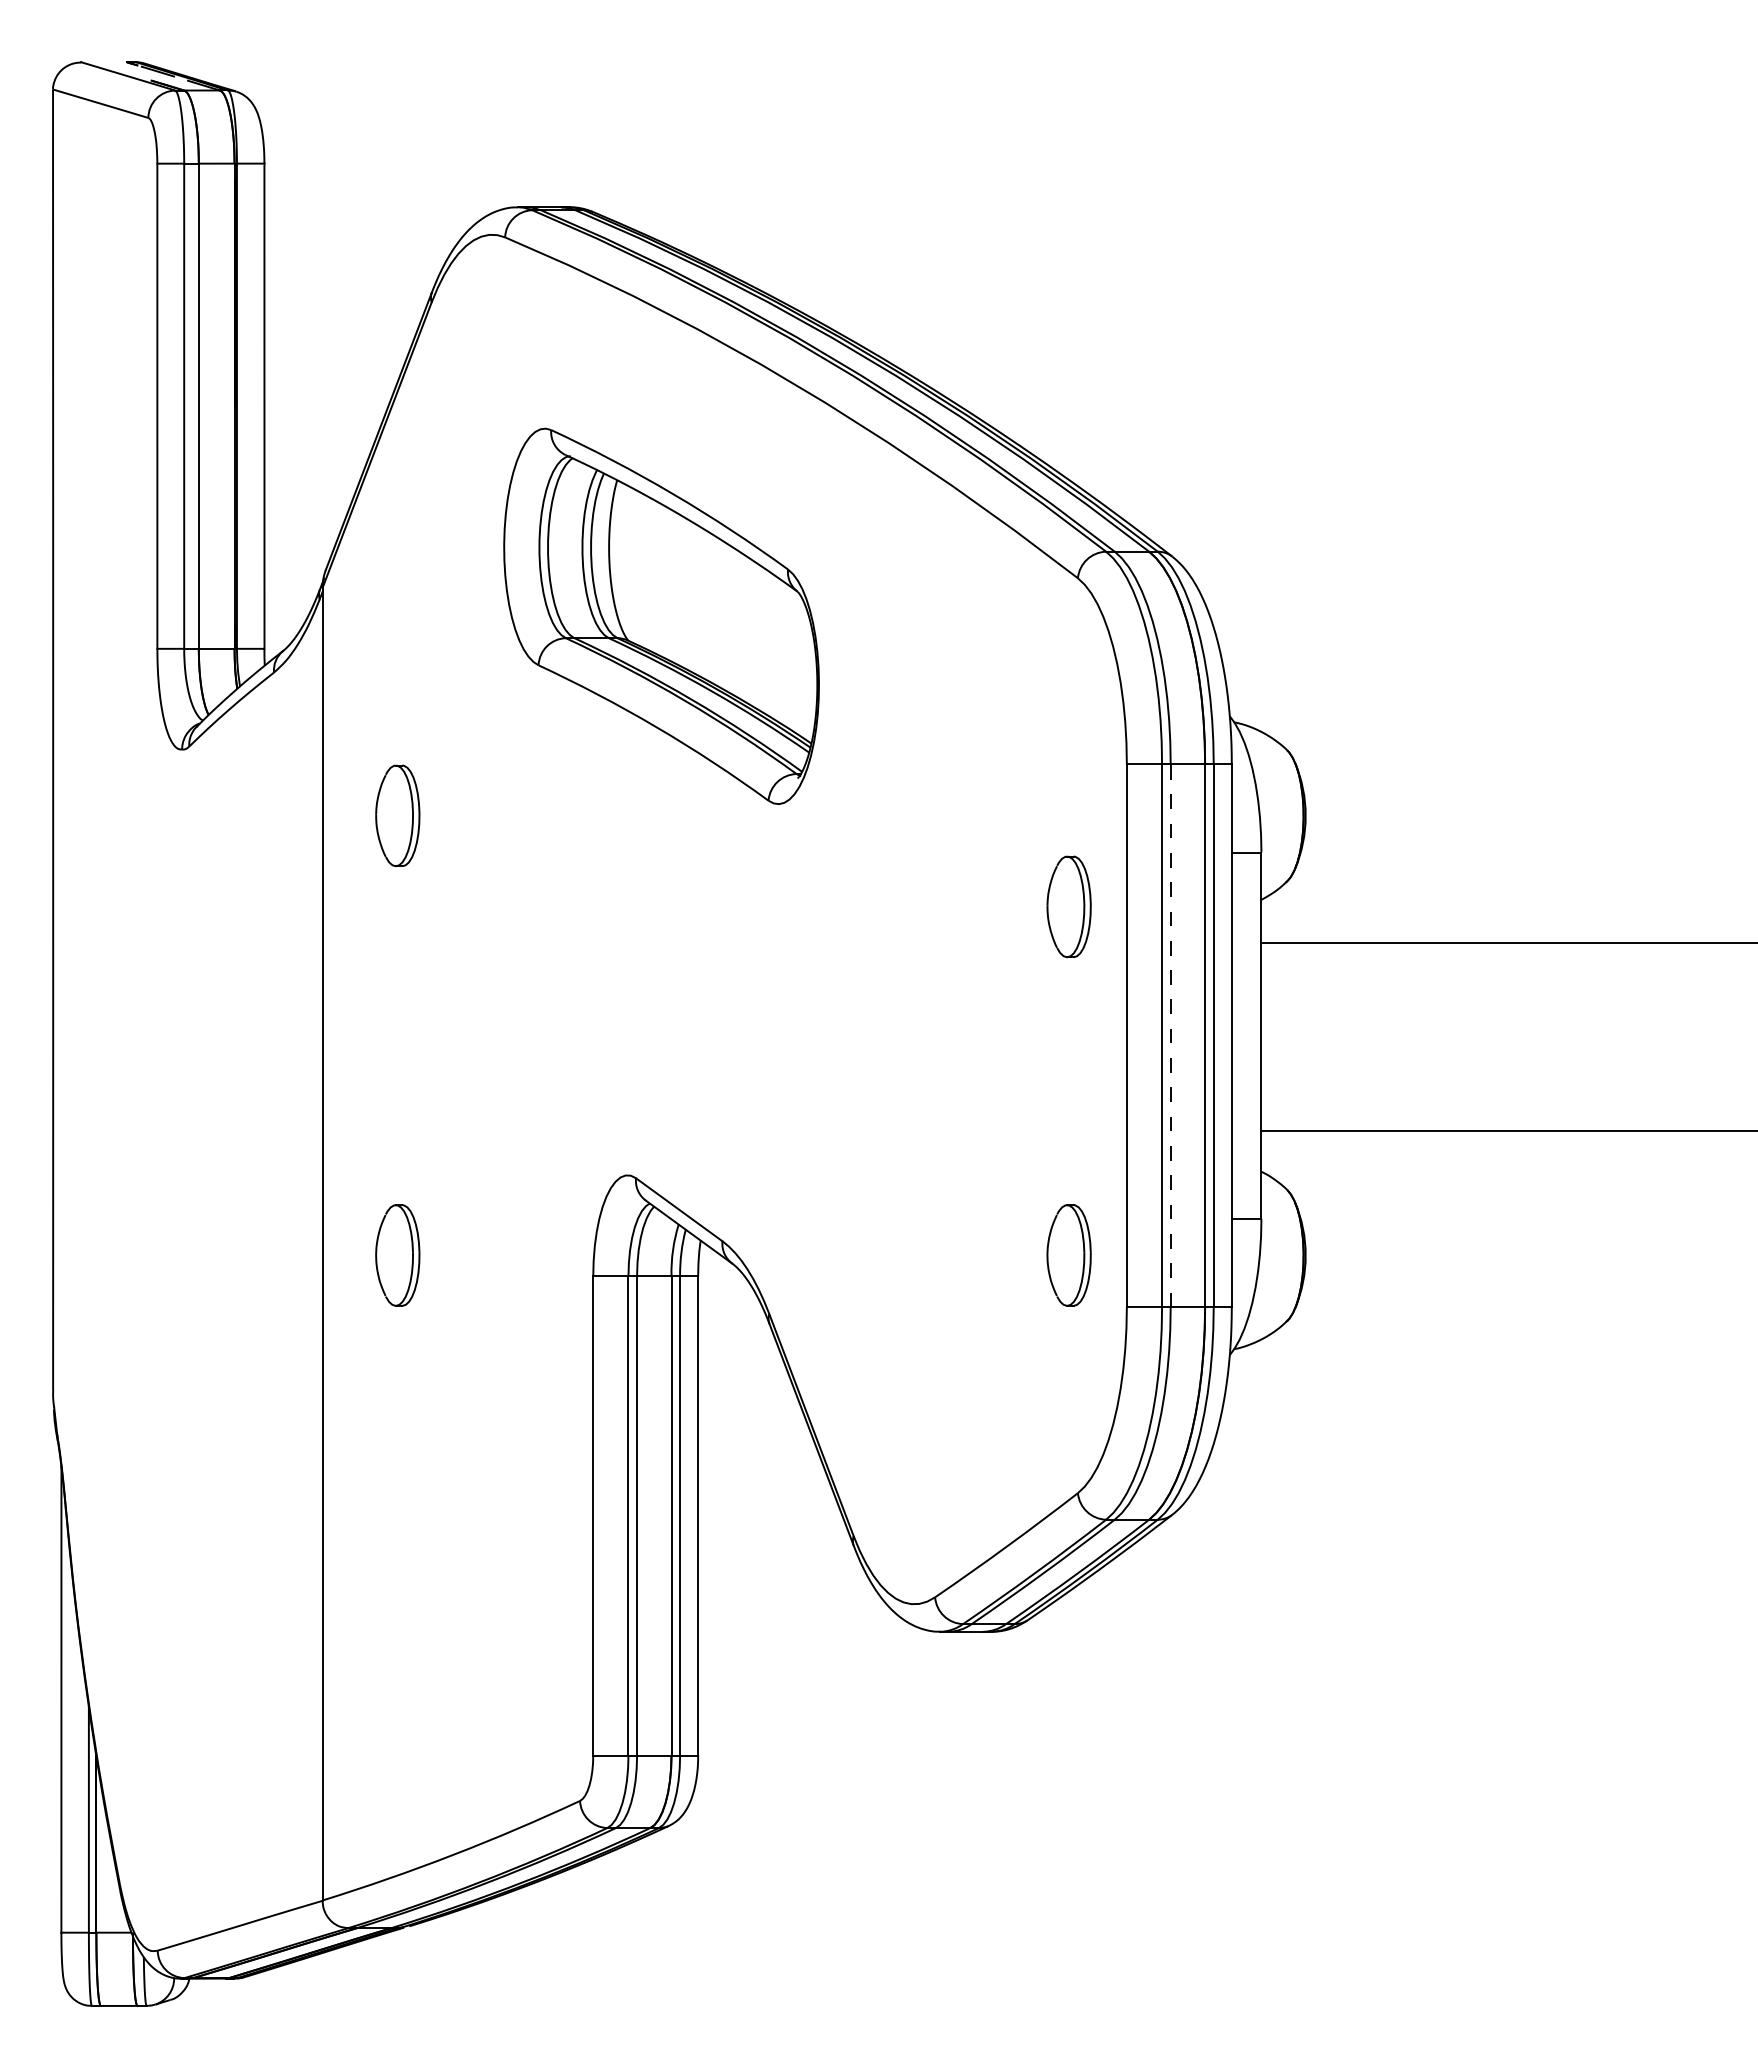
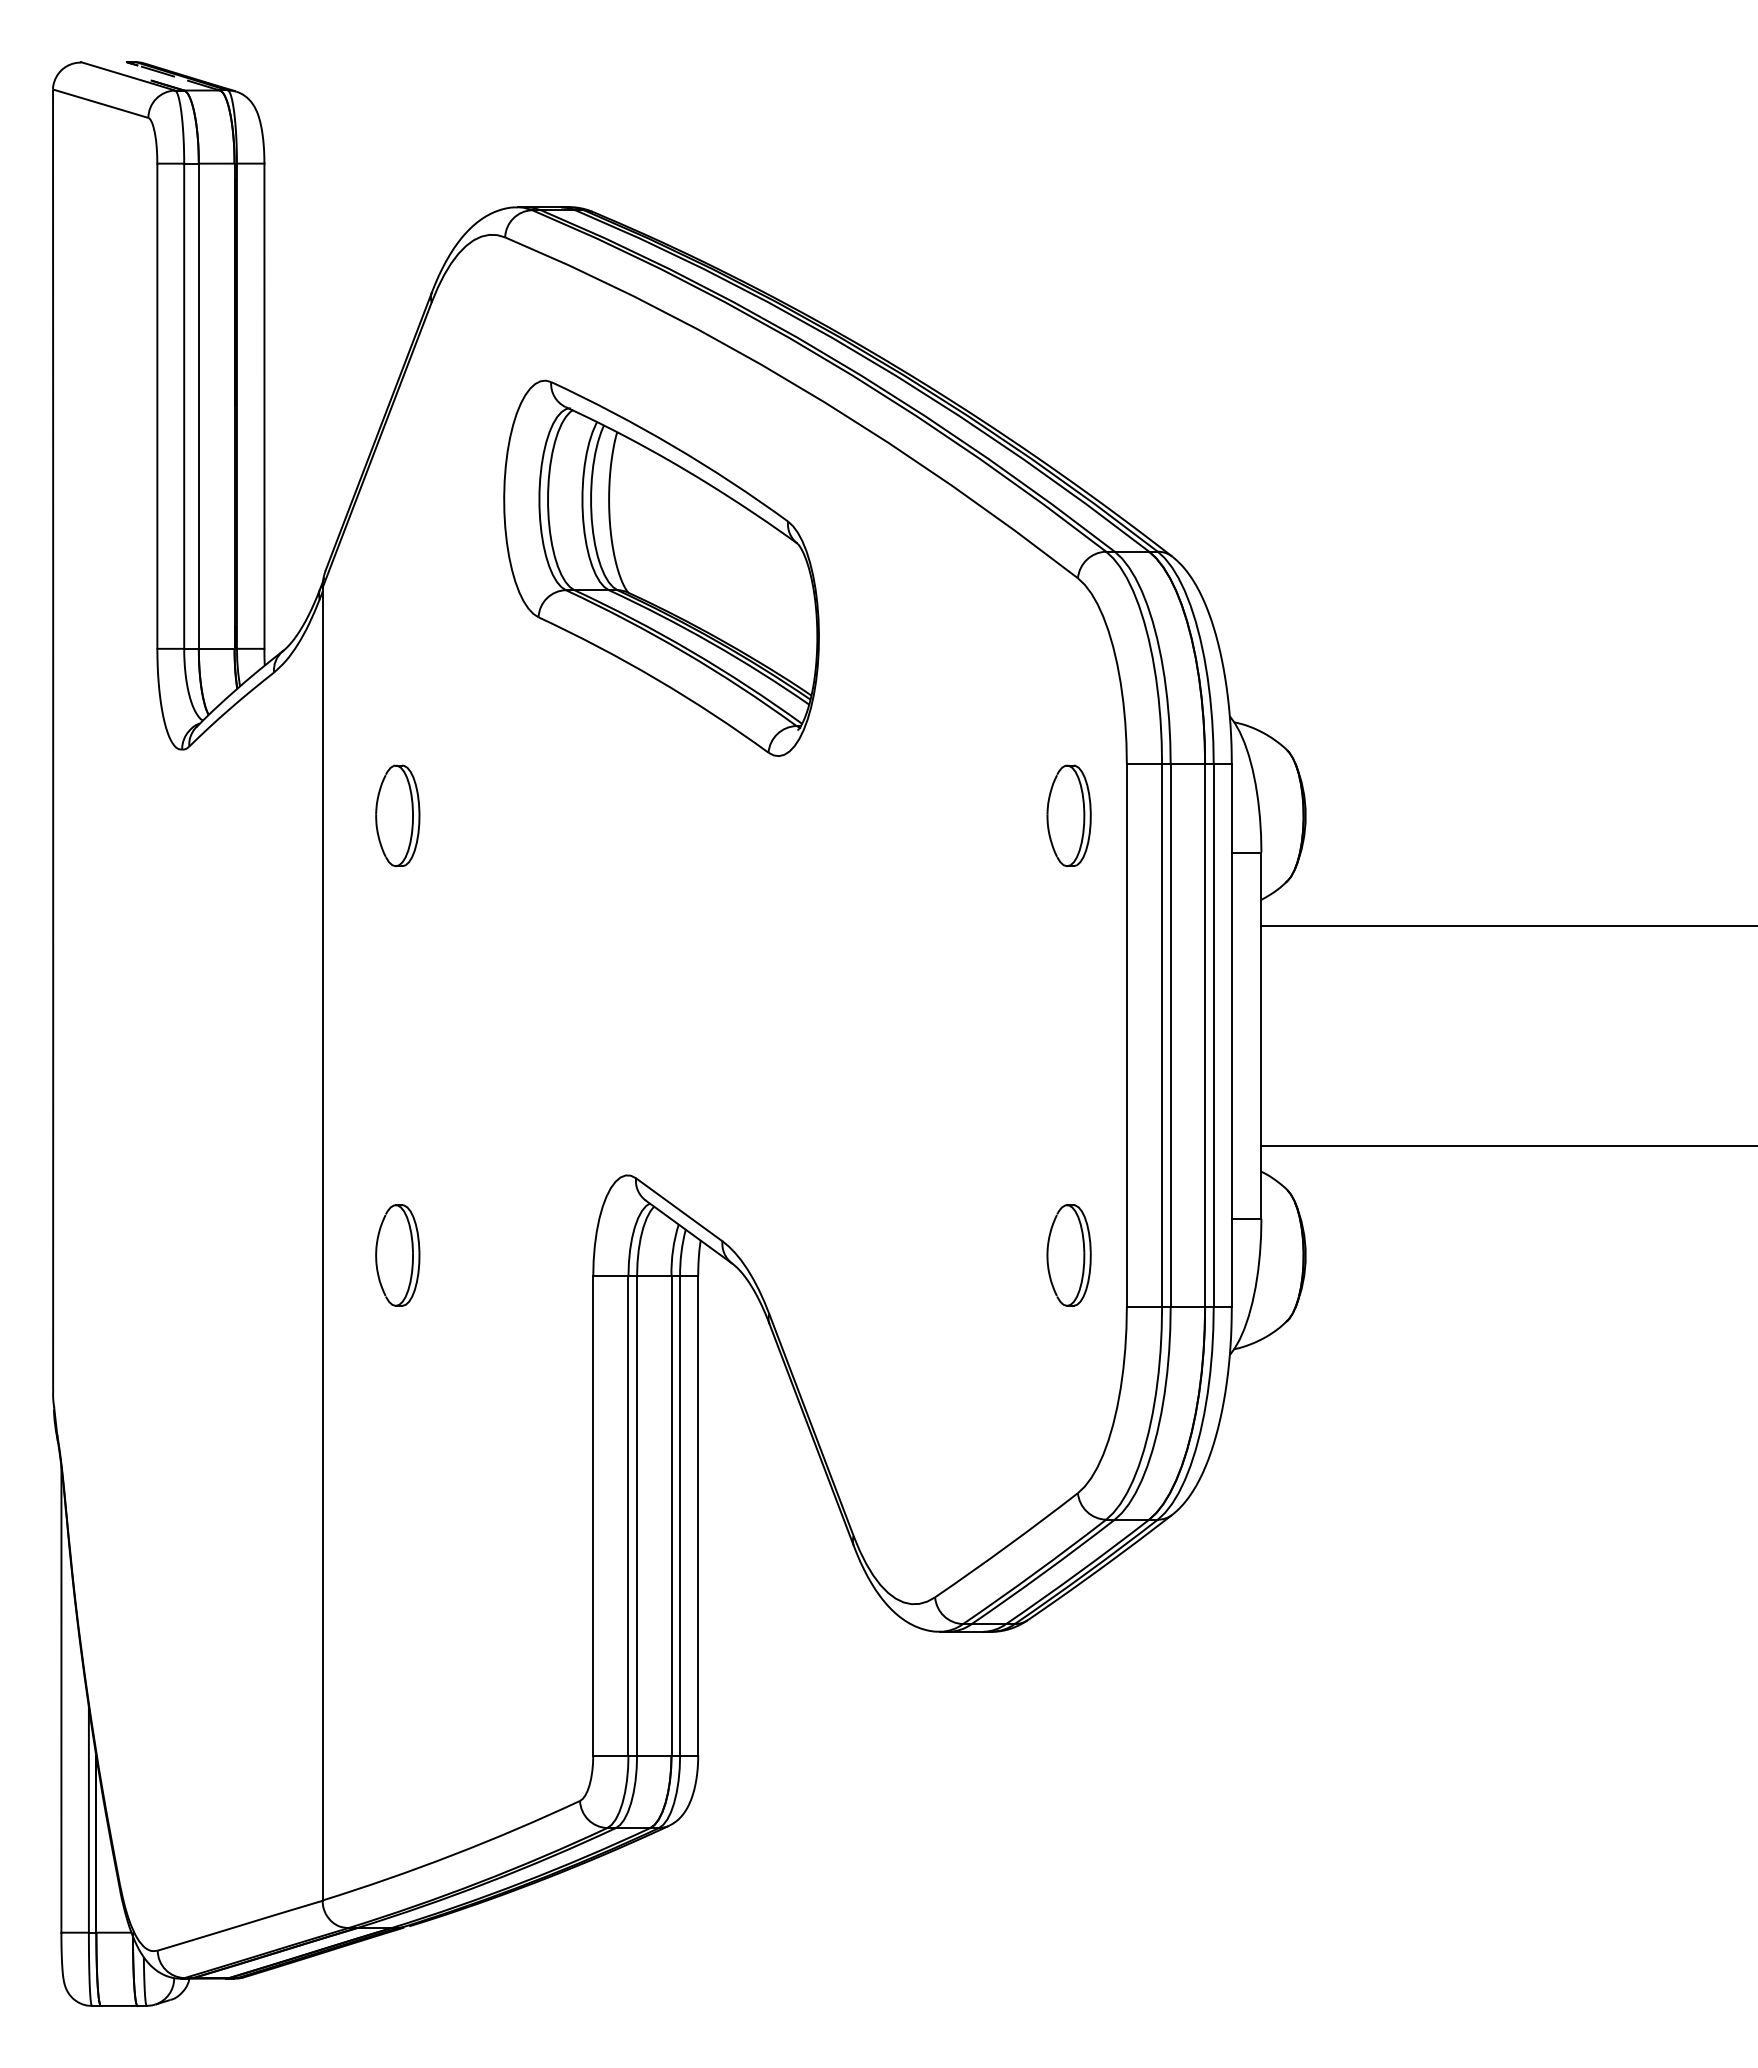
part position: (661, 615) -> (661, 567) (661, 567)
part position: (1068, 906) -> (1068, 815) (1068, 815)
line position: (1507, 942) -> (1507, 925) (1507, 925)
line: dashed -> solid (1170, 1035)
line position: (1507, 1130) -> (1507, 1145) (1507, 1145)
